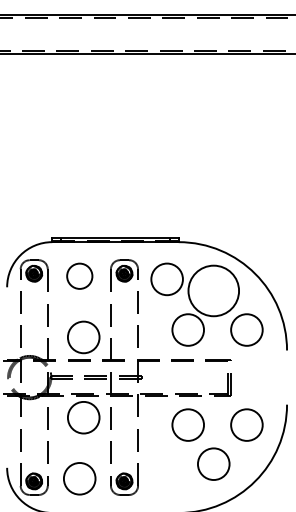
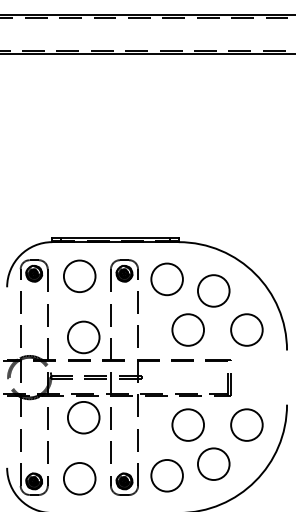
circle size: 28x28 px -> 34x34 px (79, 275)
circle diameter: 51 px -> 32 px (213, 290)
circle: none -> present (166, 475)
